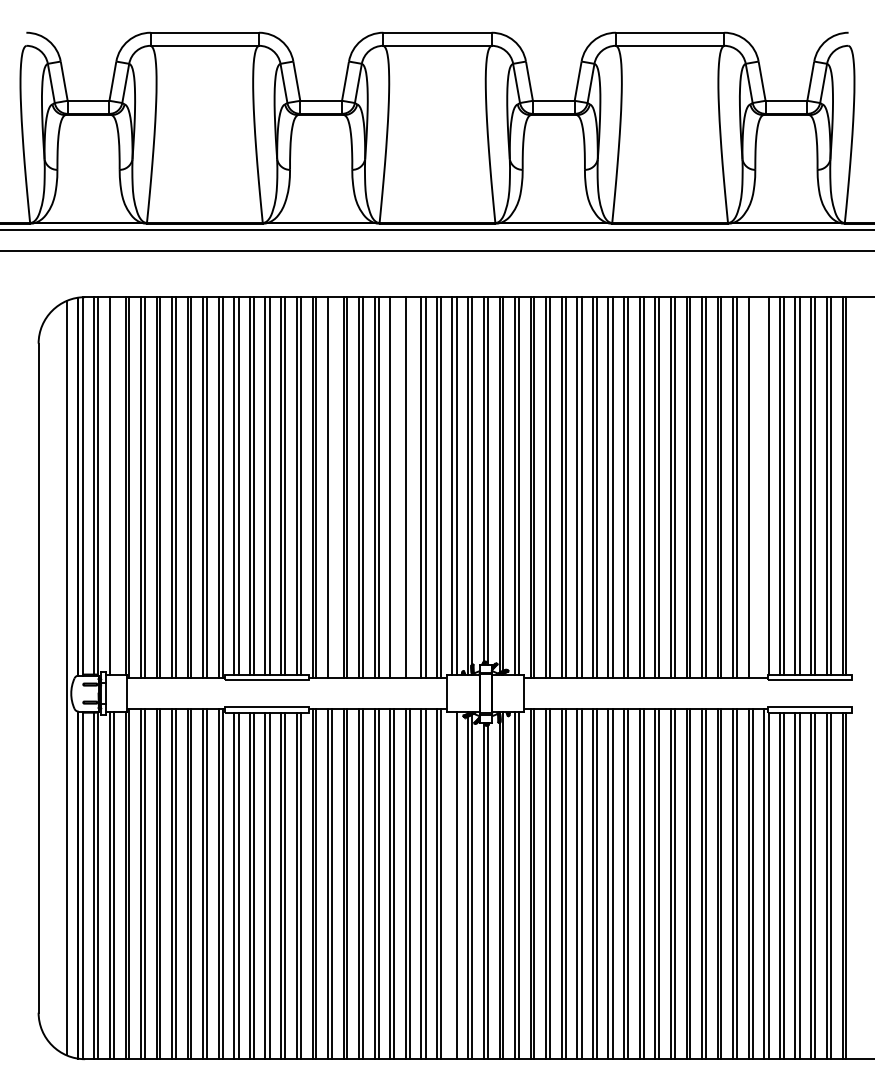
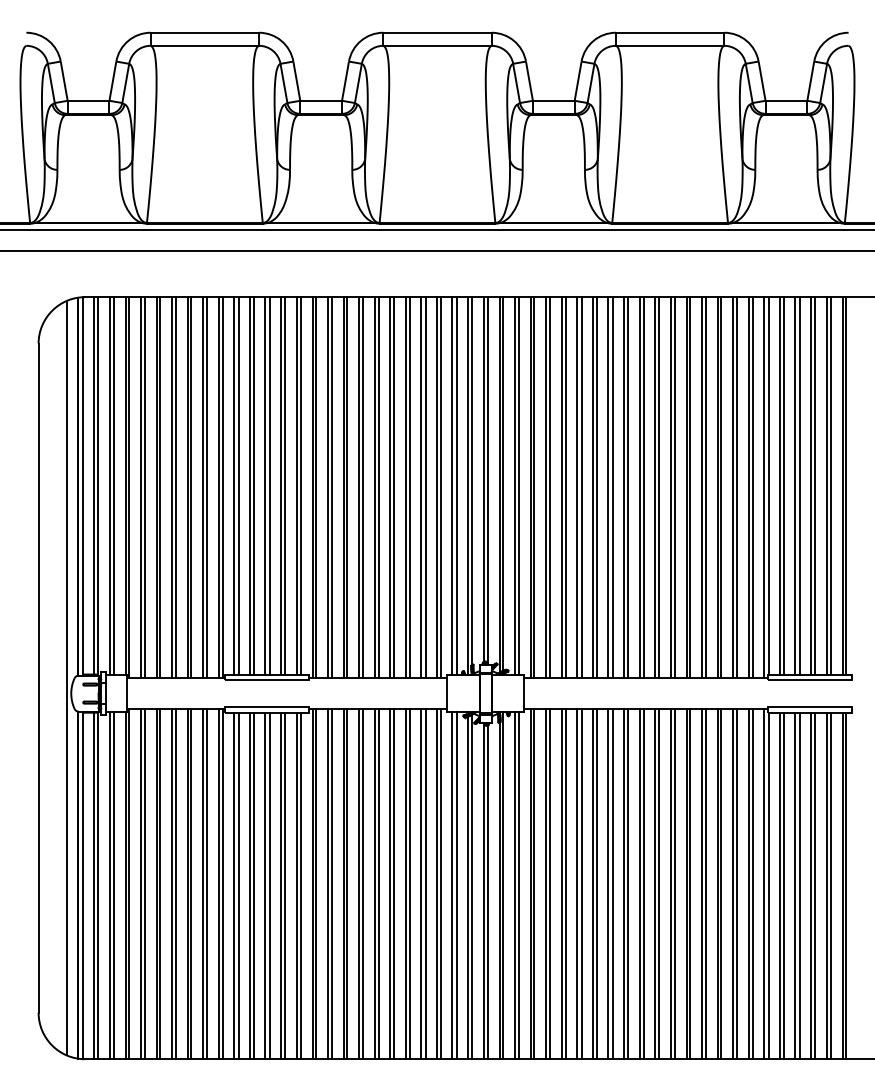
line: none -> present (113, 486)
line: none -> present (332, 487)
line: none -> present (394, 487)
line: none -> present (409, 487)
line: none -> present (752, 487)
line: none -> present (764, 487)
line: none -> present (452, 885)
